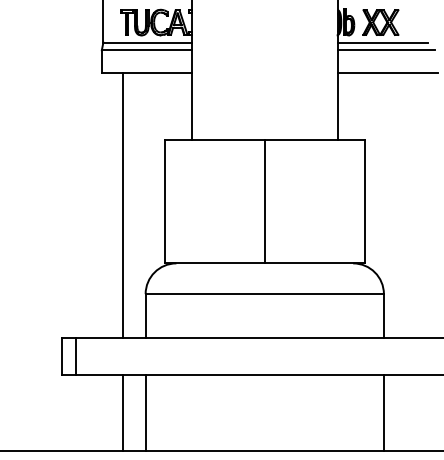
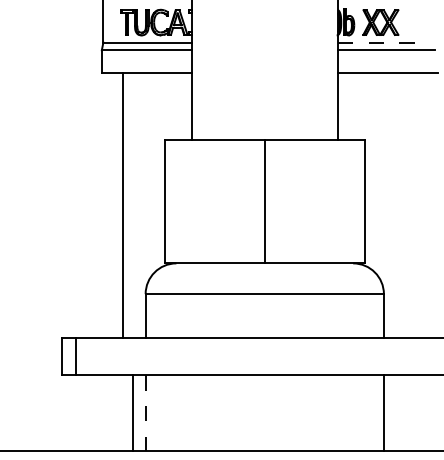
line: solid -> dashed (382, 42)
line position: (122, 413) -> (132, 413) (132, 413)
line: solid -> dashed (145, 413)
